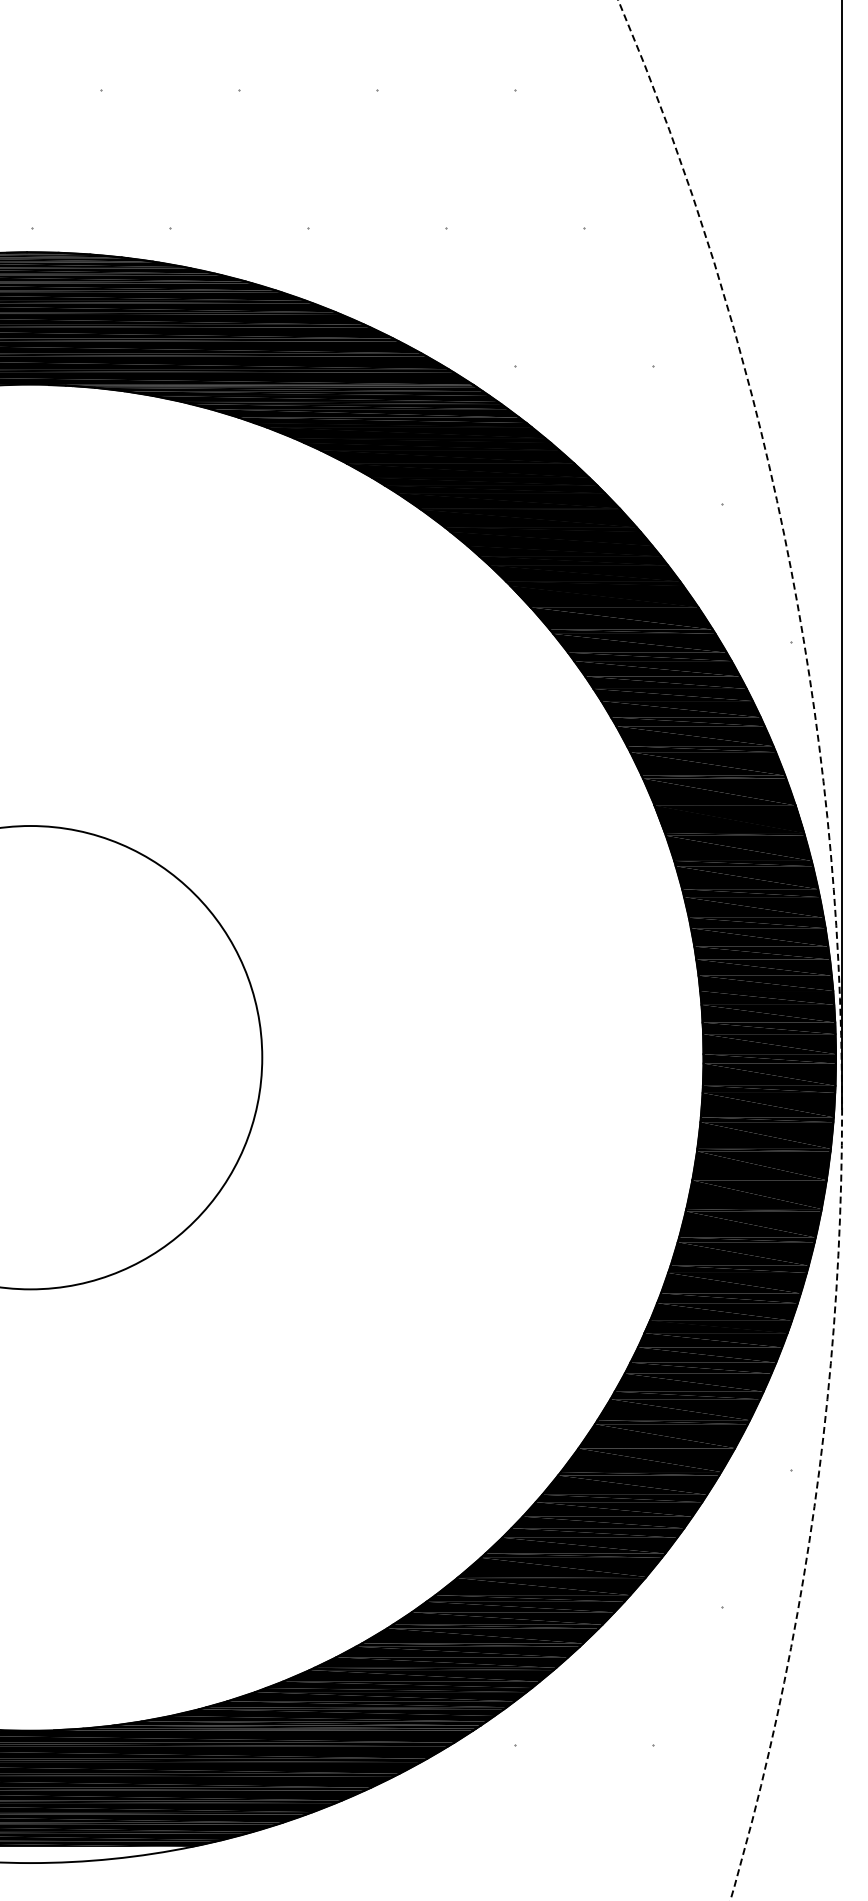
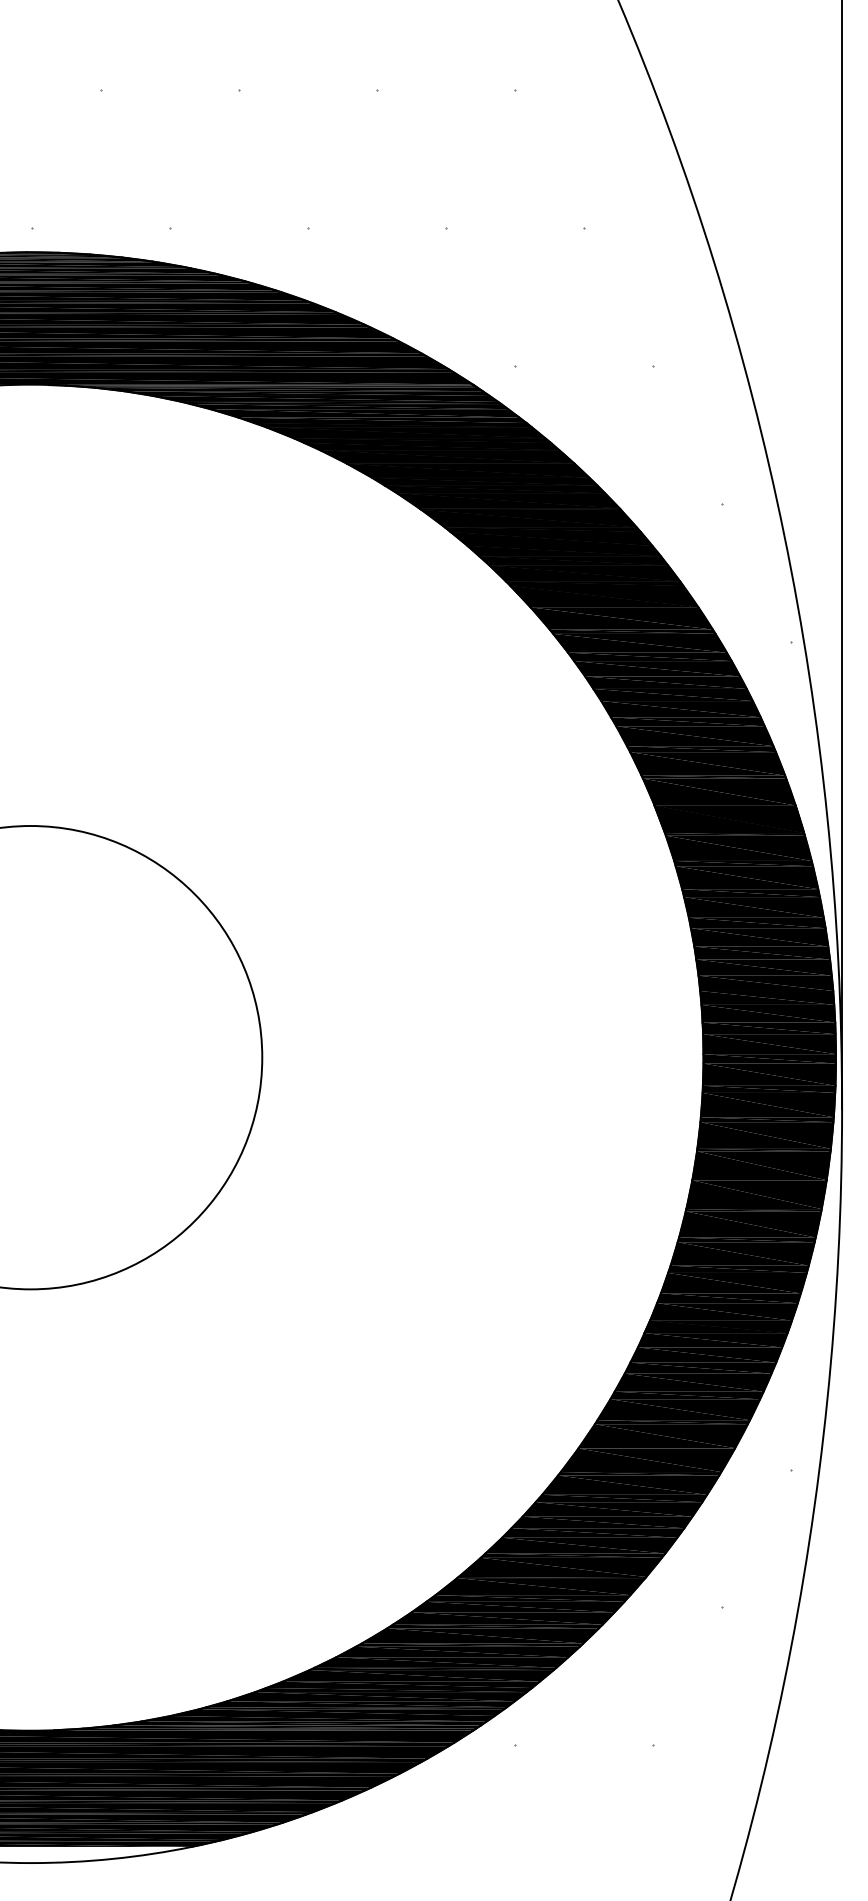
circle: dashed -> solid (730, 950)
